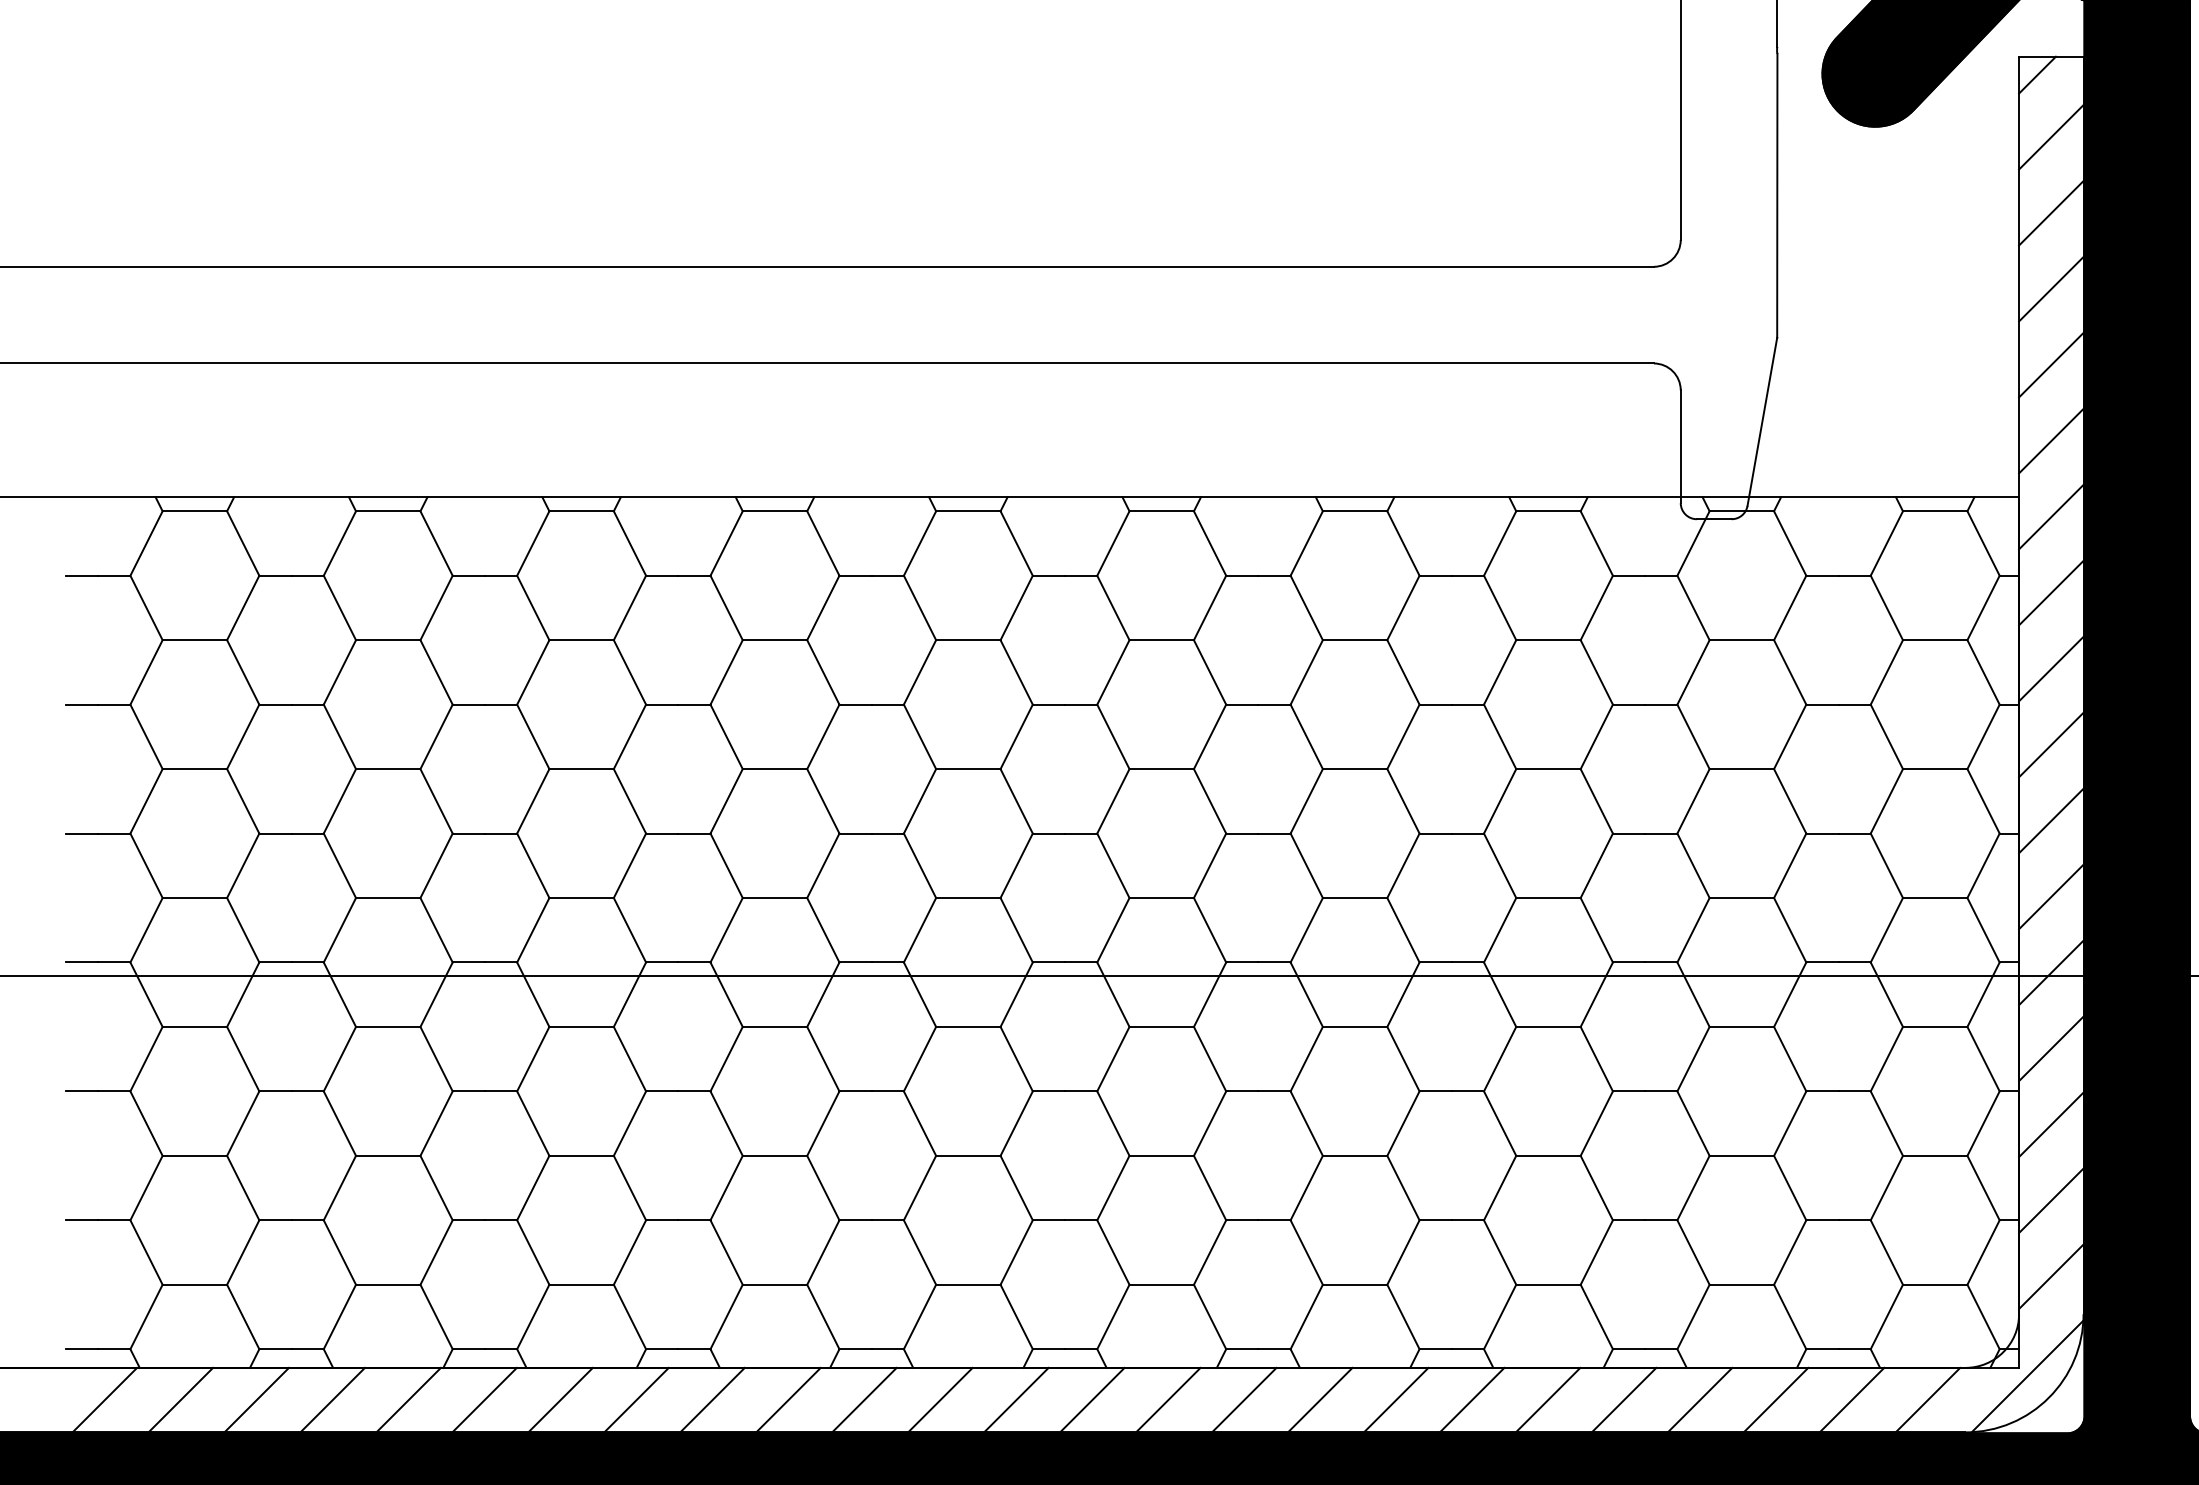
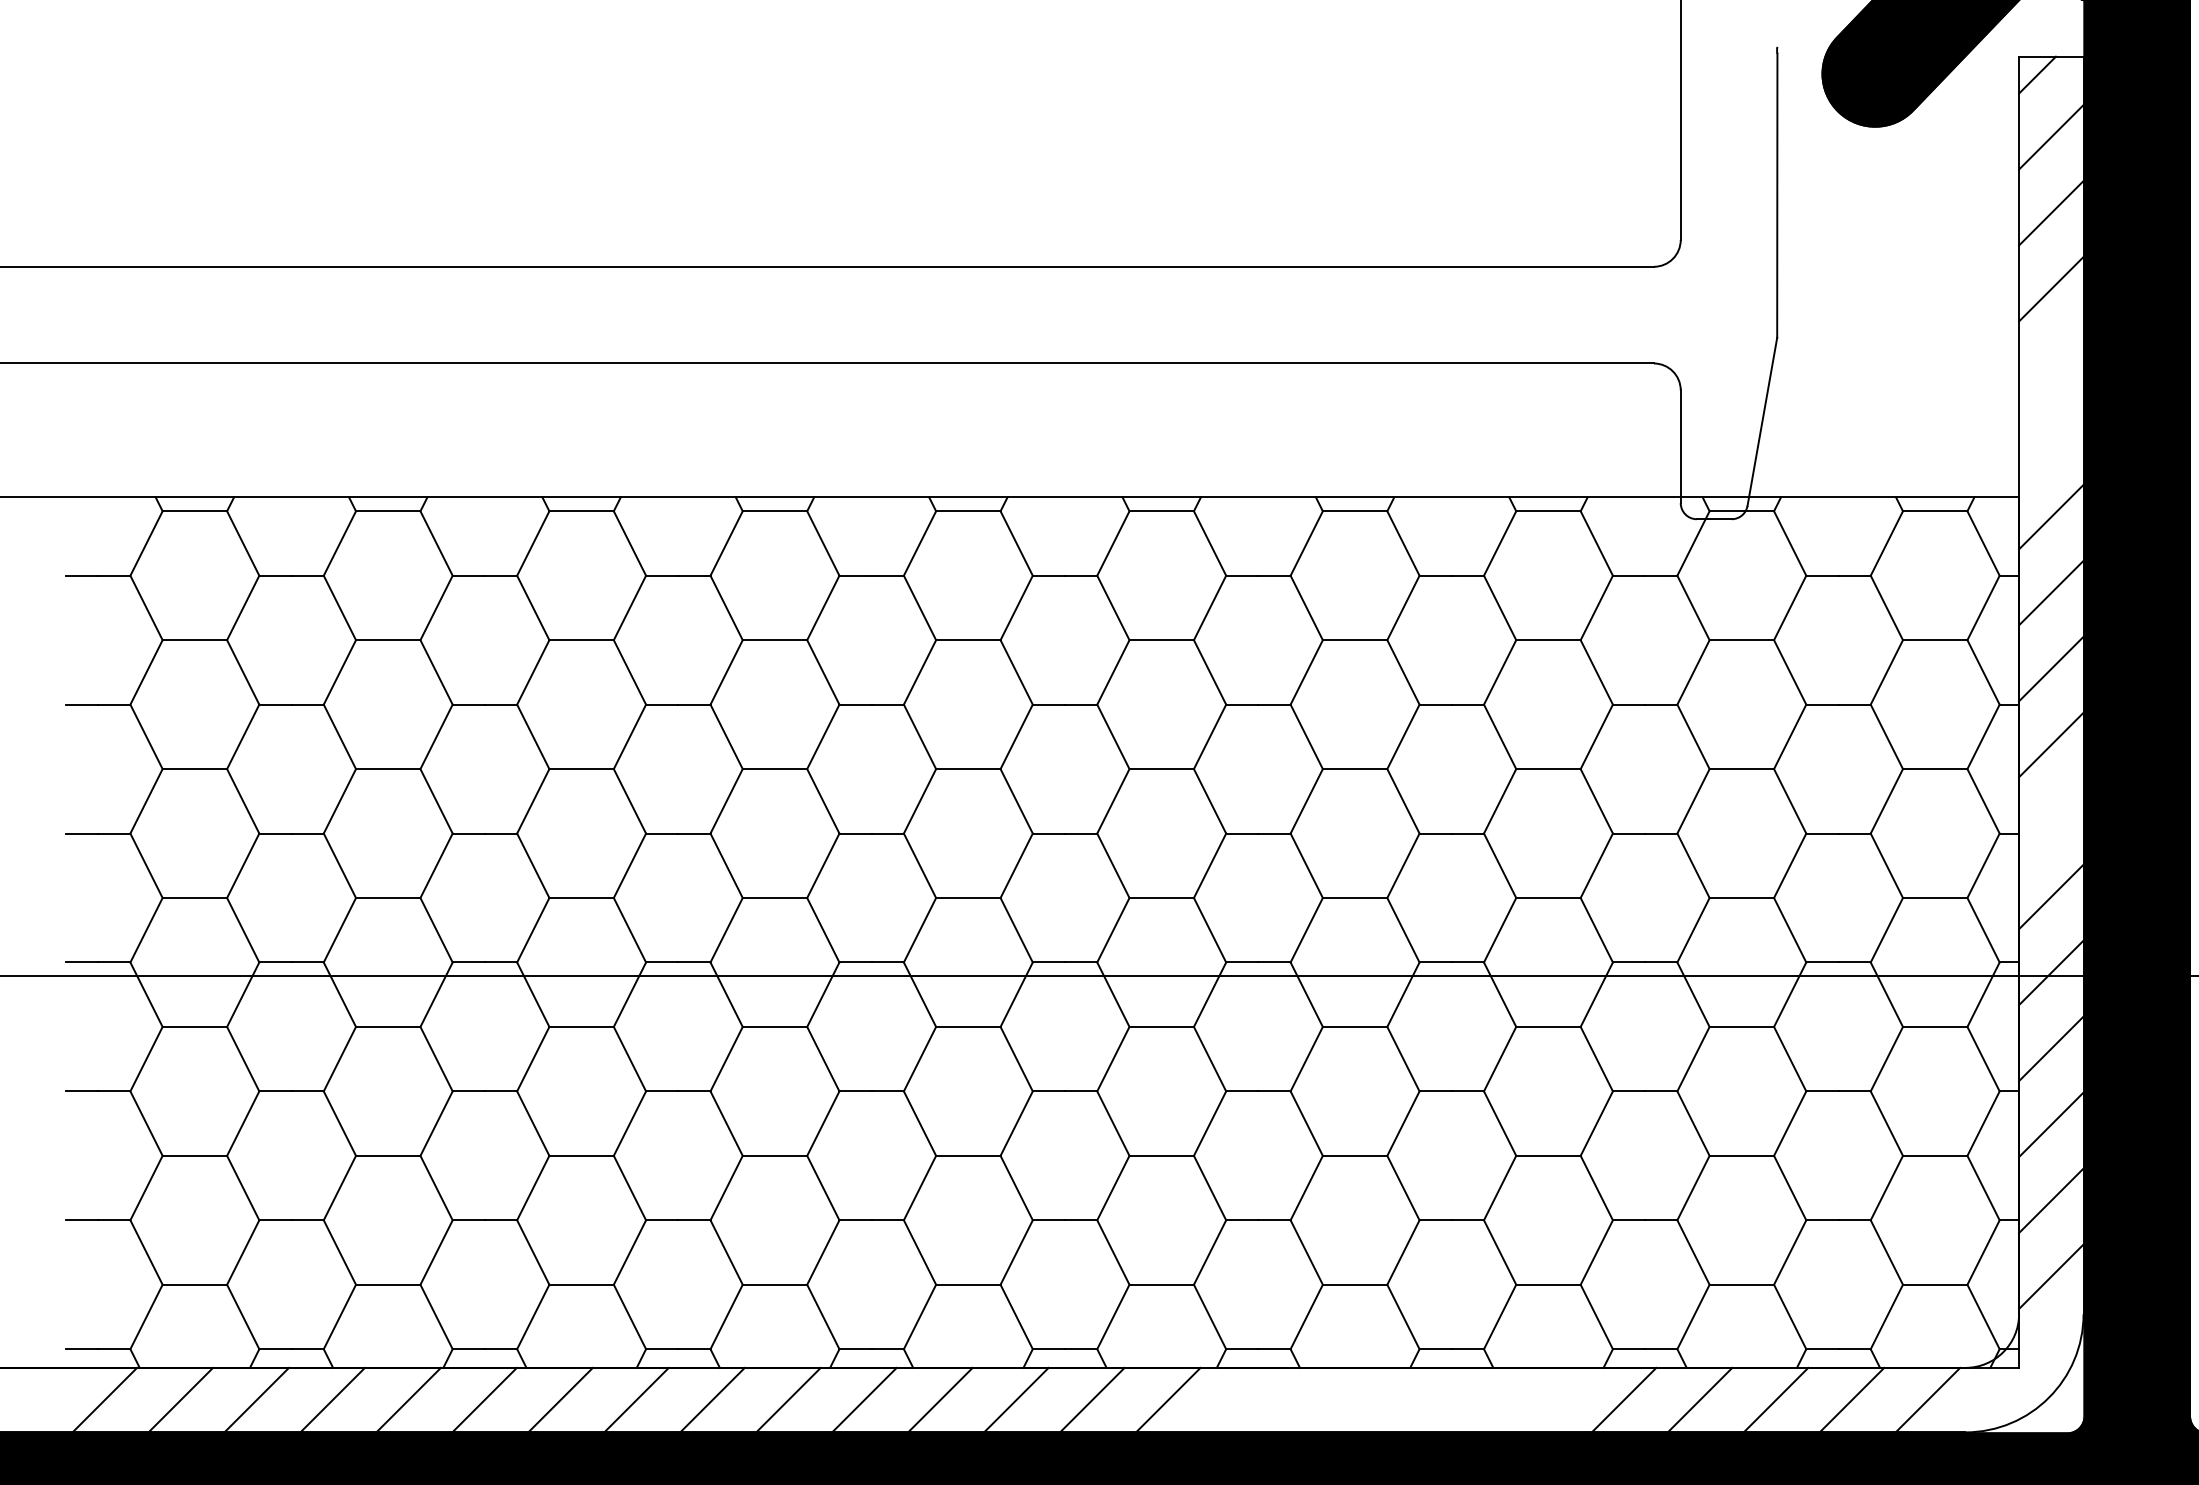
line: present -> none (1777, 24)
line: present -> none (2051, 364)
line: present -> none (2051, 440)
line: present -> none (2051, 820)
line: present -> none (2027, 1376)
line: present -> none (1244, 1399)
line: present -> none (1320, 1399)
line: present -> none (1395, 1399)
line: present -> none (1471, 1399)
line: present -> none (1547, 1399)
